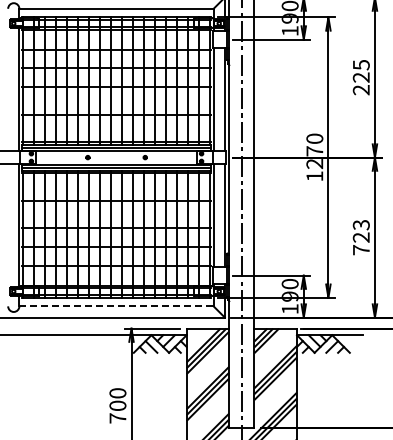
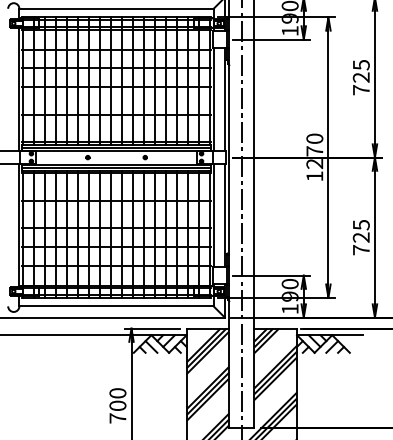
text: 225 -> 725 (360, 90)
text: 723 -> 725 (360, 224)
line: dashed -> solid (117, 306)
